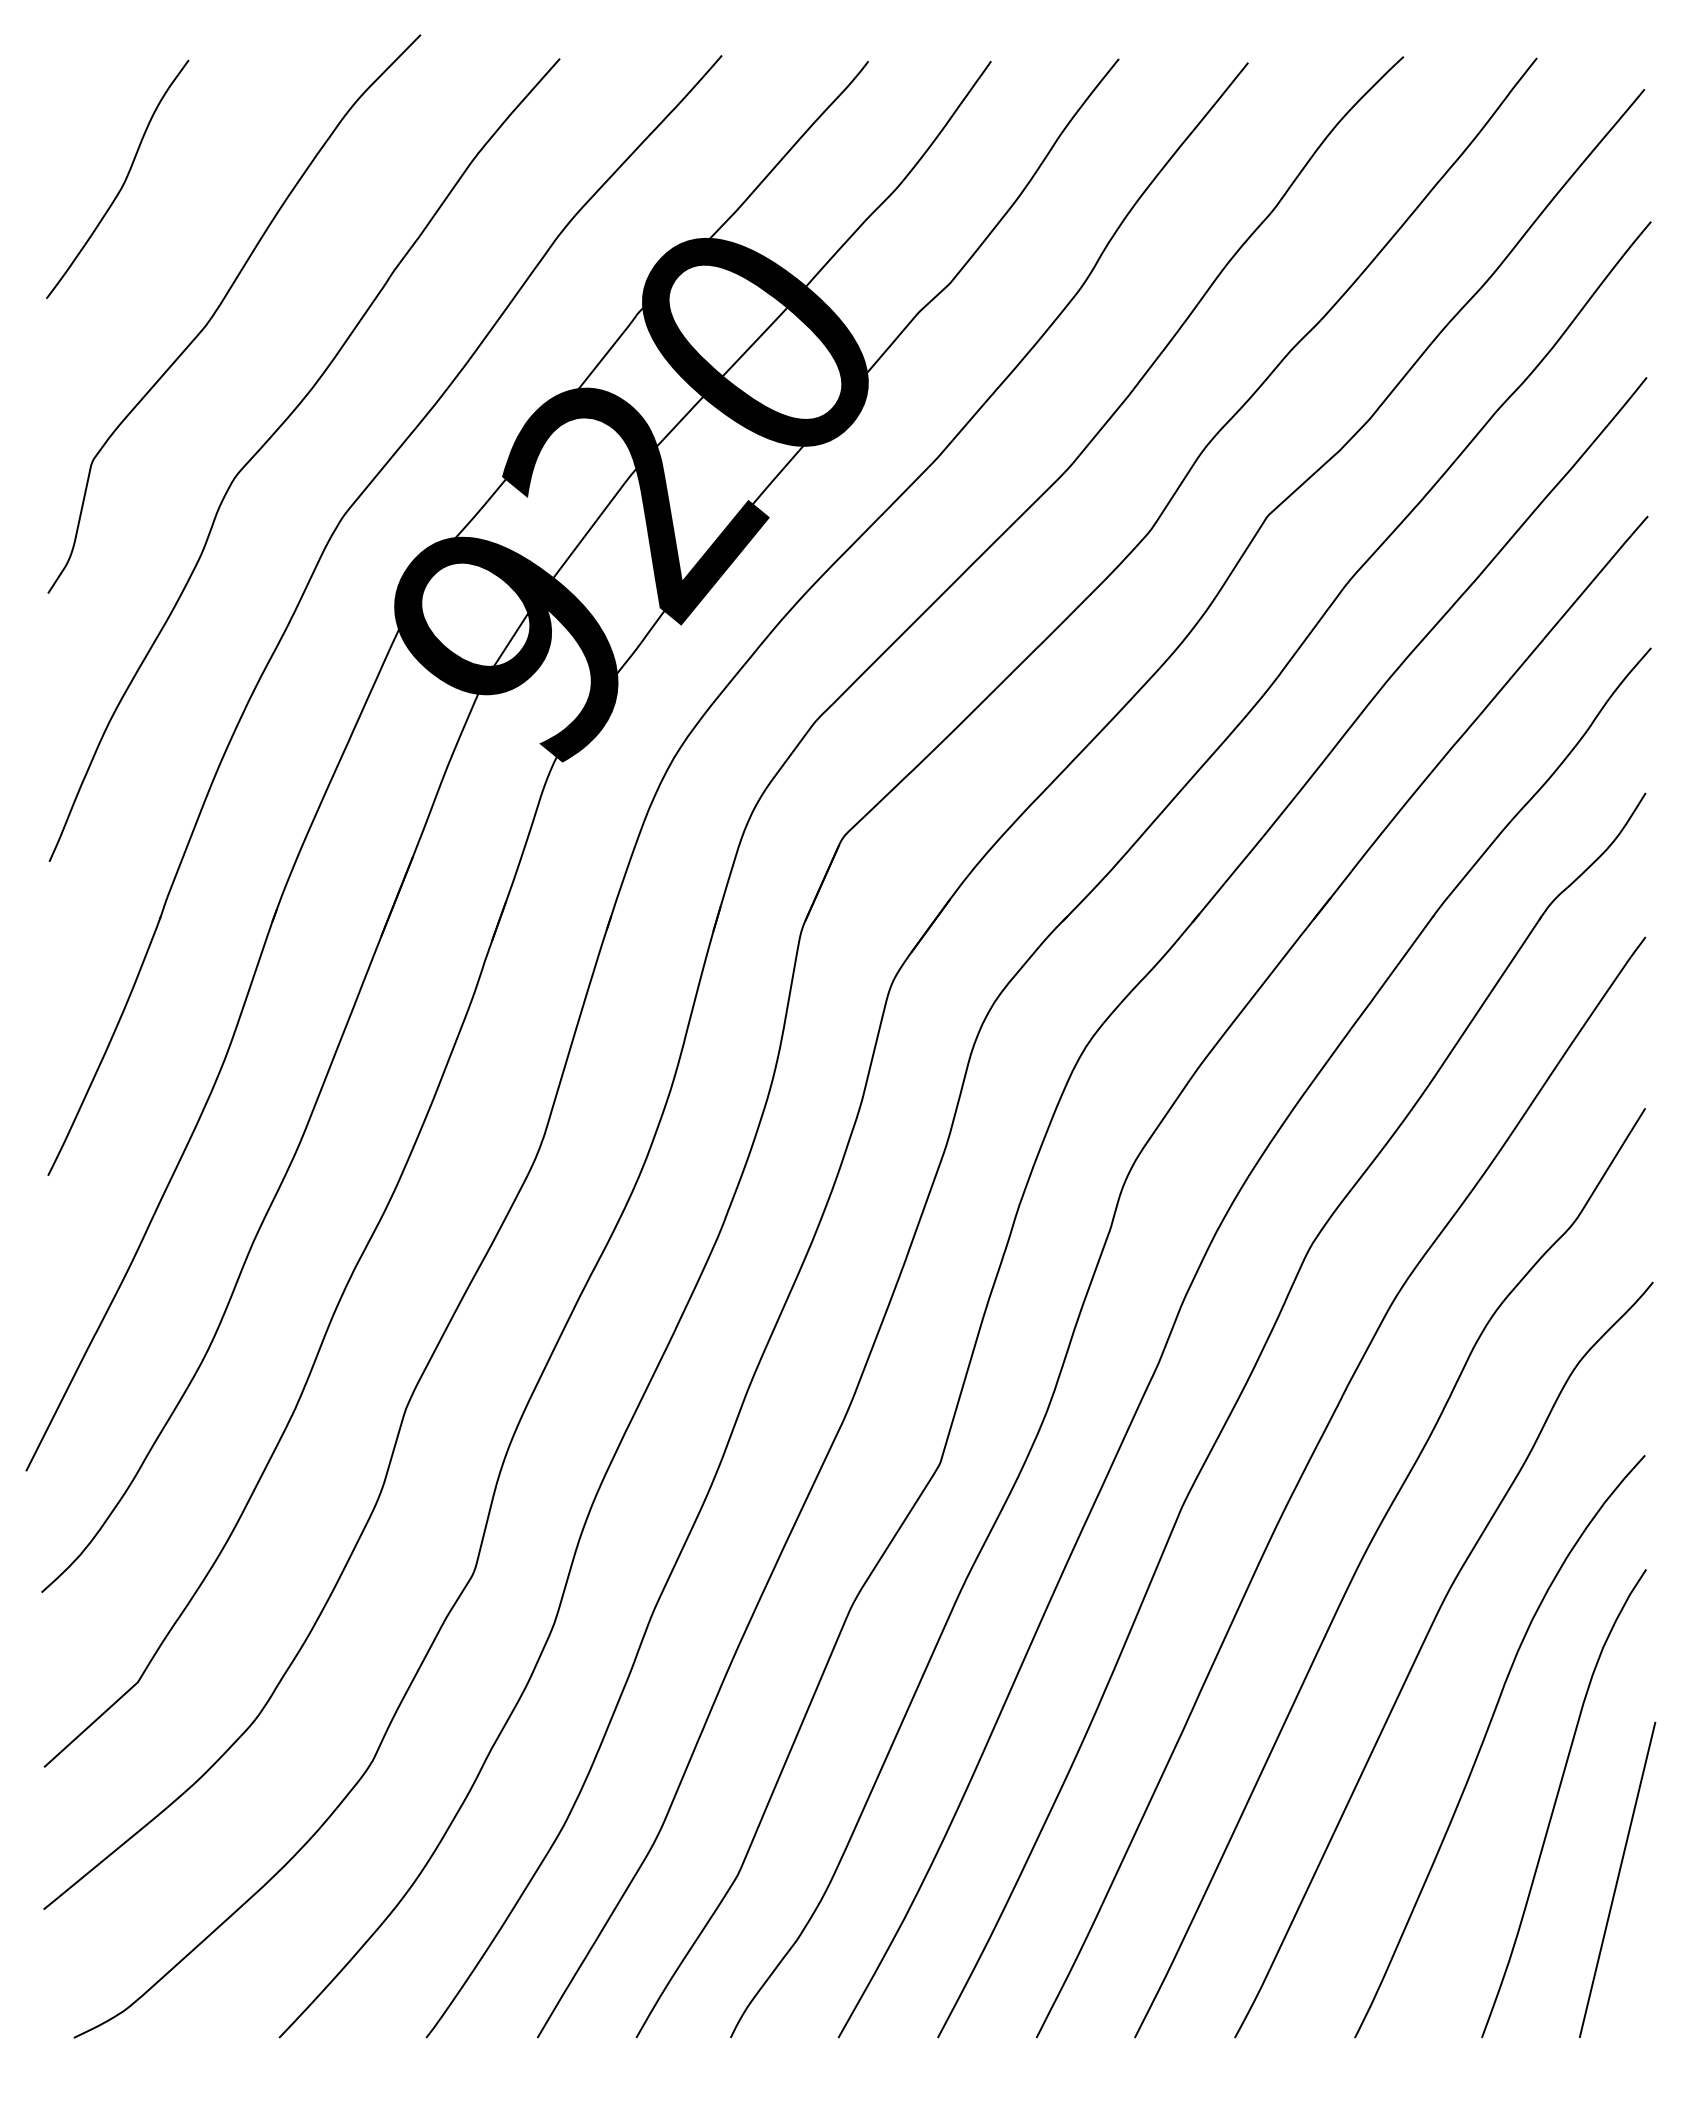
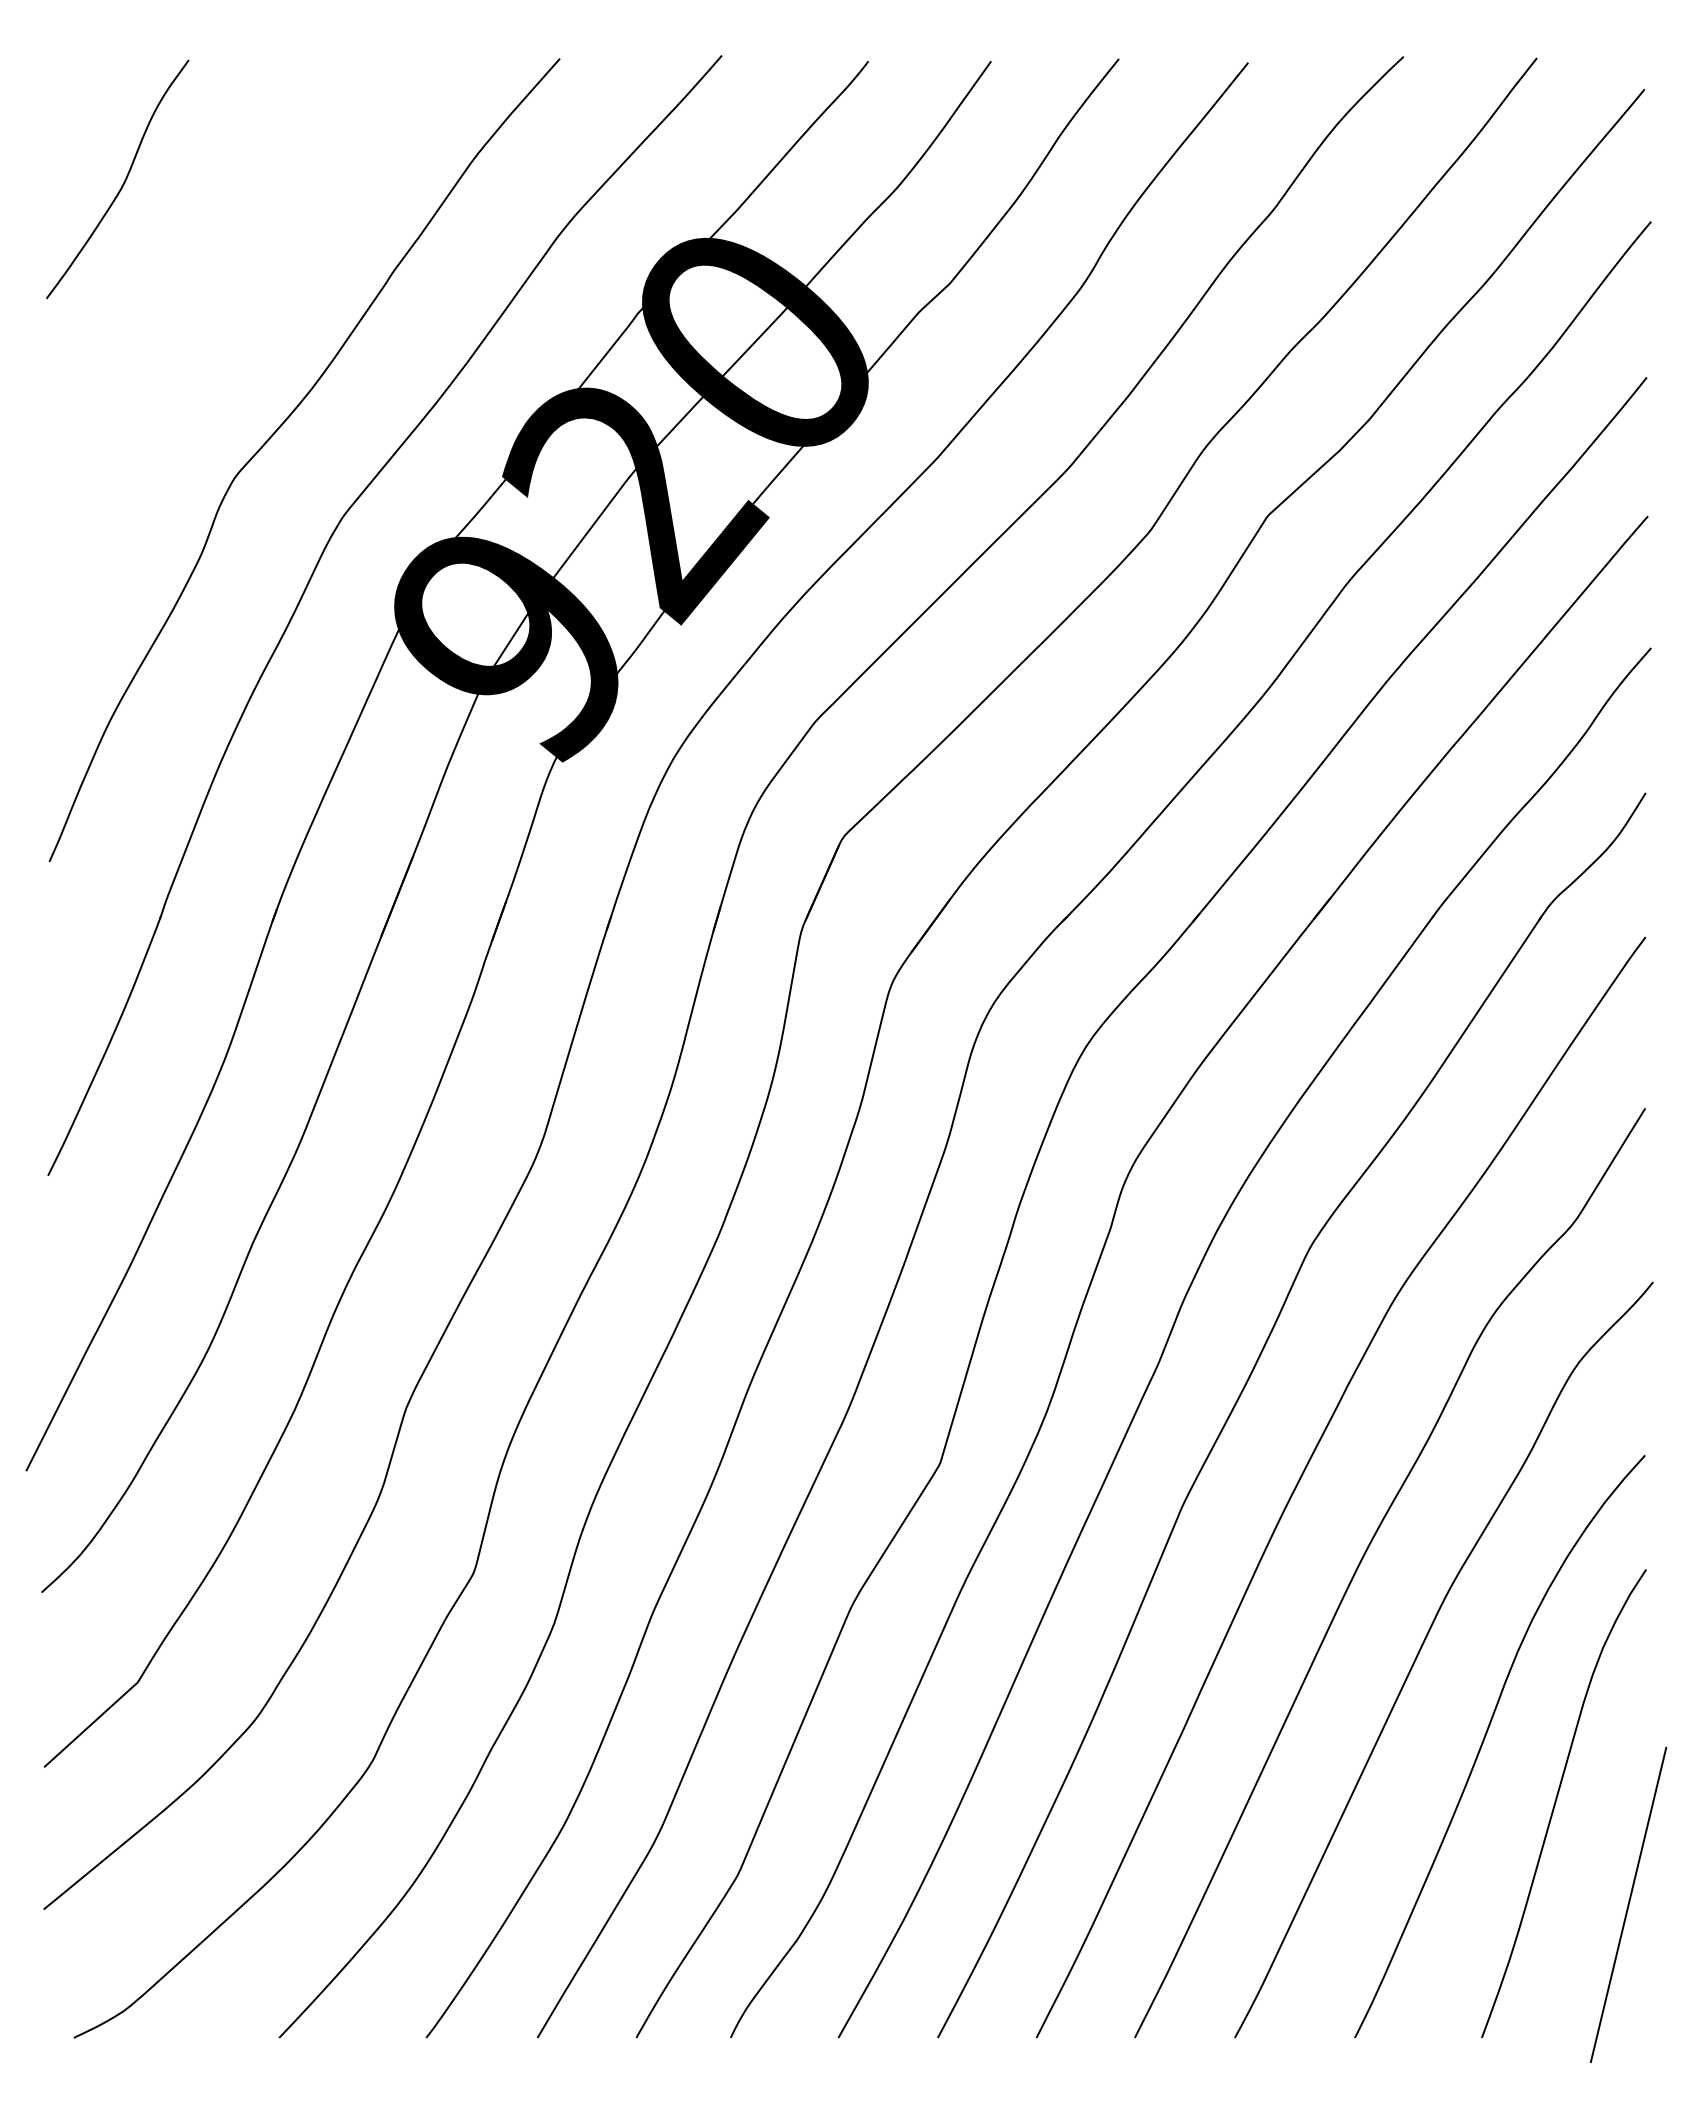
curve: present -> none (222, 303)
line position: (1617, 1879) -> (1628, 1904) (1628, 1904)
